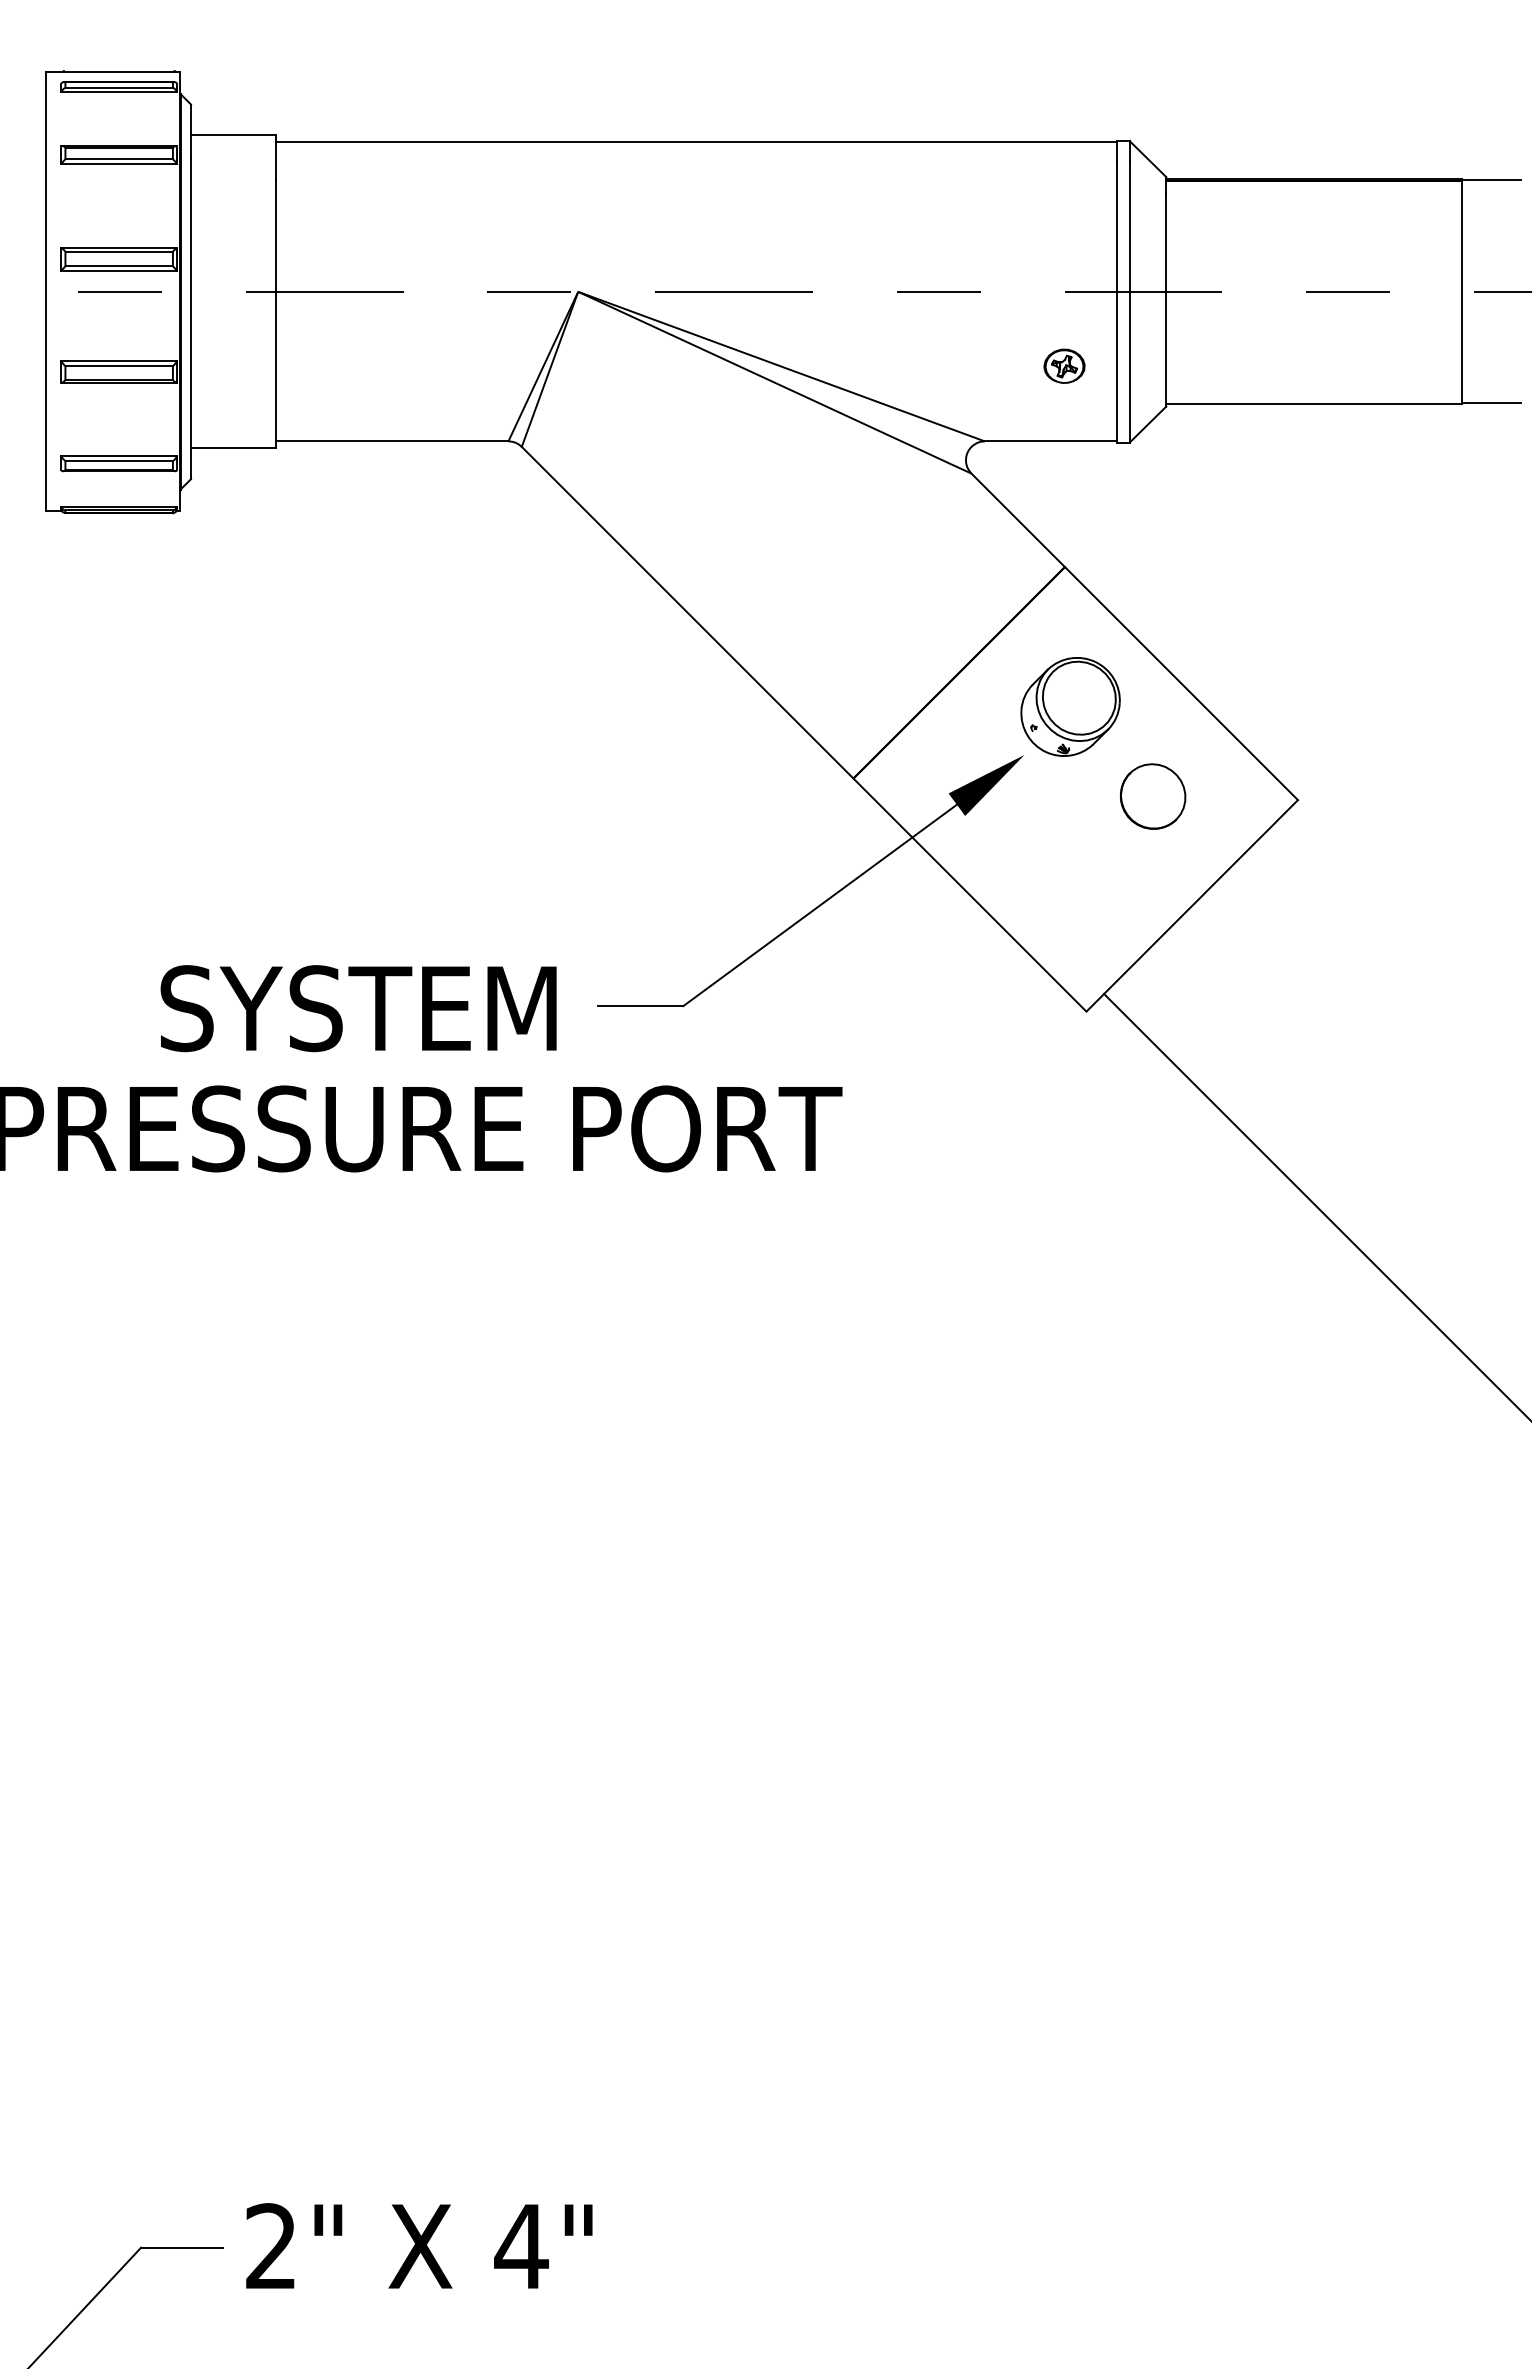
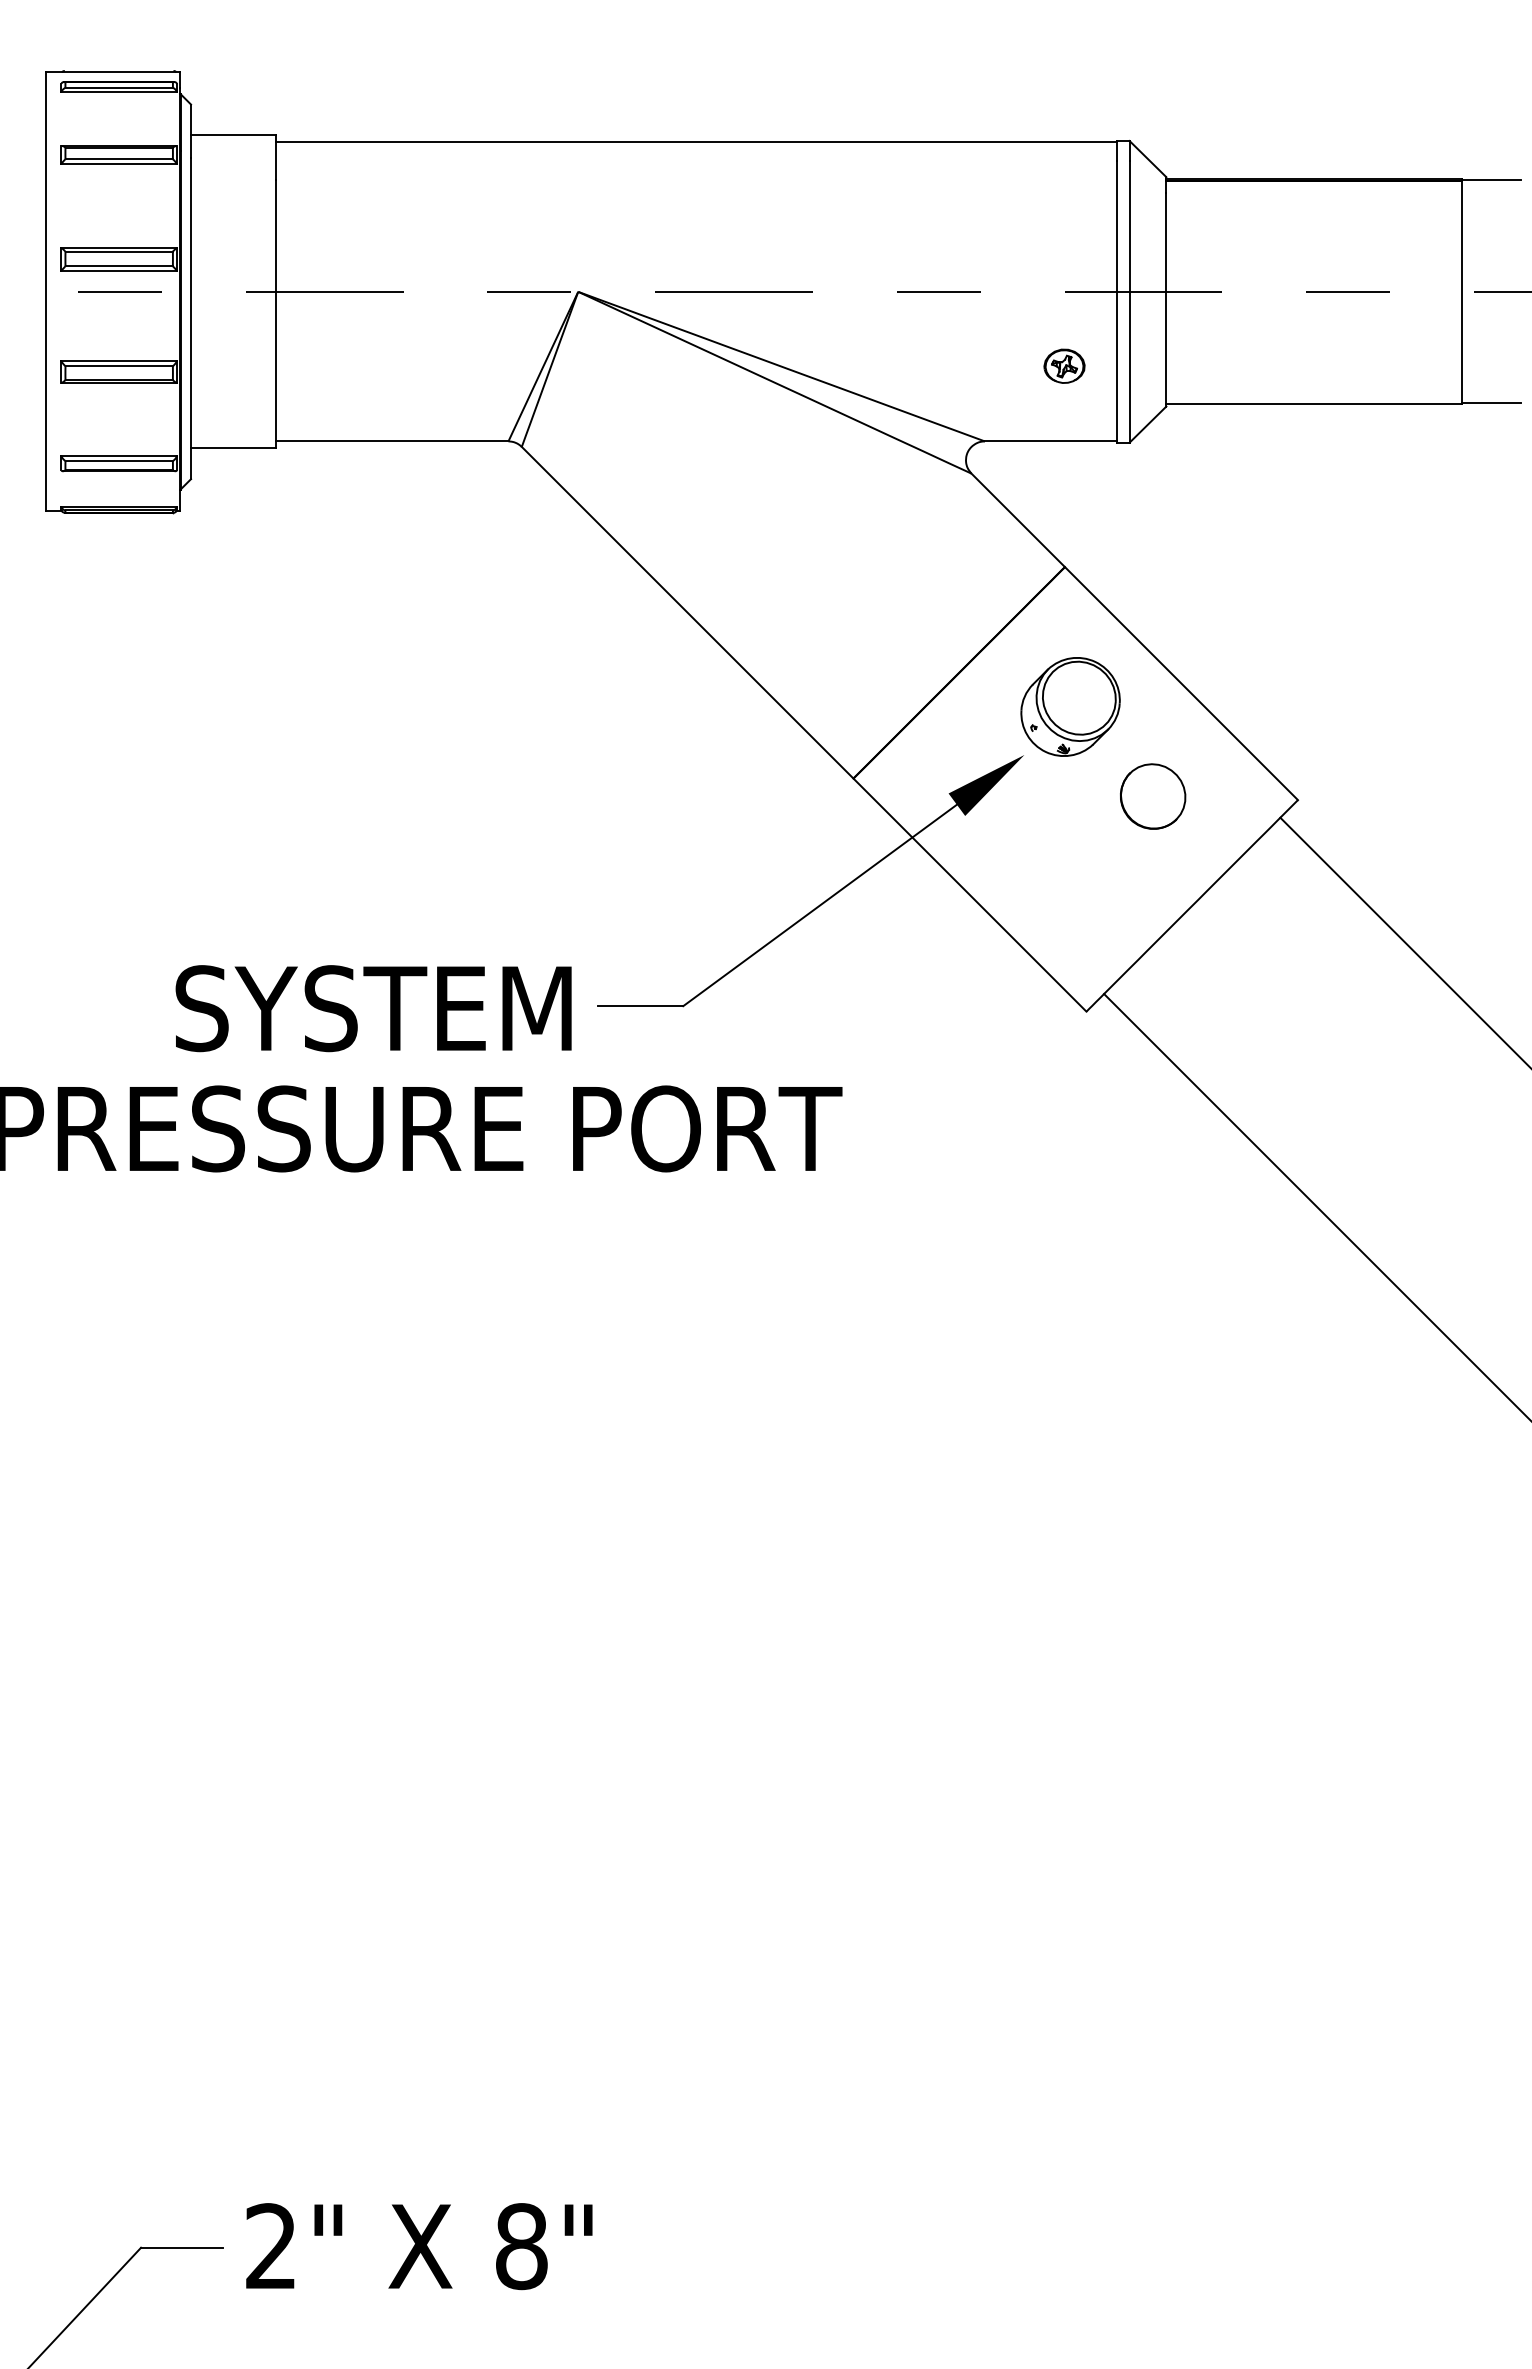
line: none -> present (1404, 941)
text position: (358, 1008) -> (373, 1008) (373, 1008)
text: 4" -> 8" (521, 2246)
